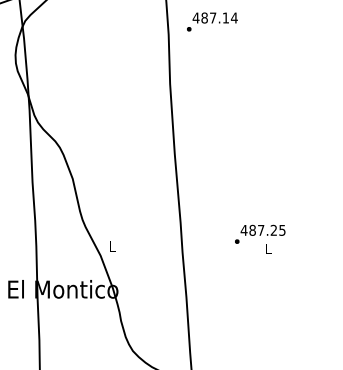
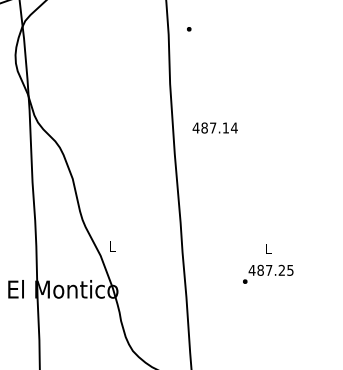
text position: (214, 17) -> (214, 127) (214, 127)
text position: (260, 233) -> (268, 273) (268, 273)
